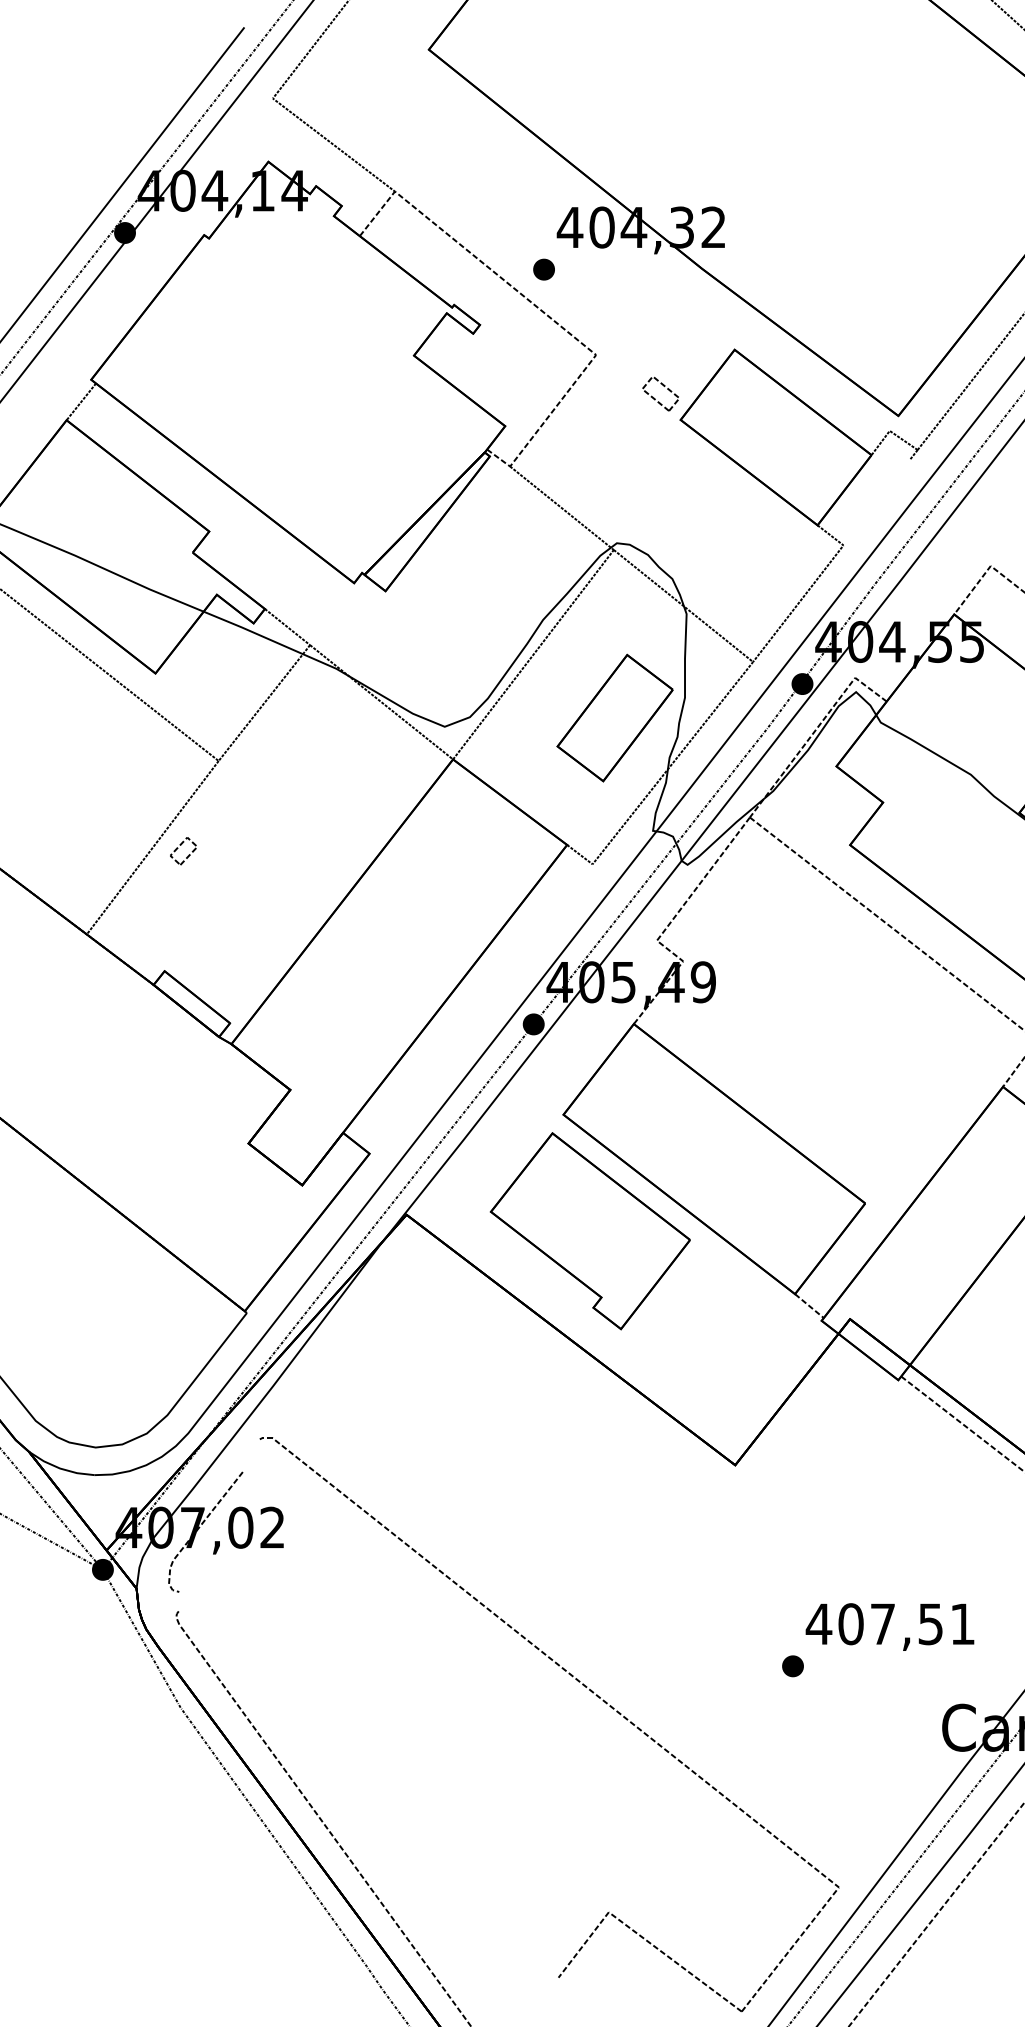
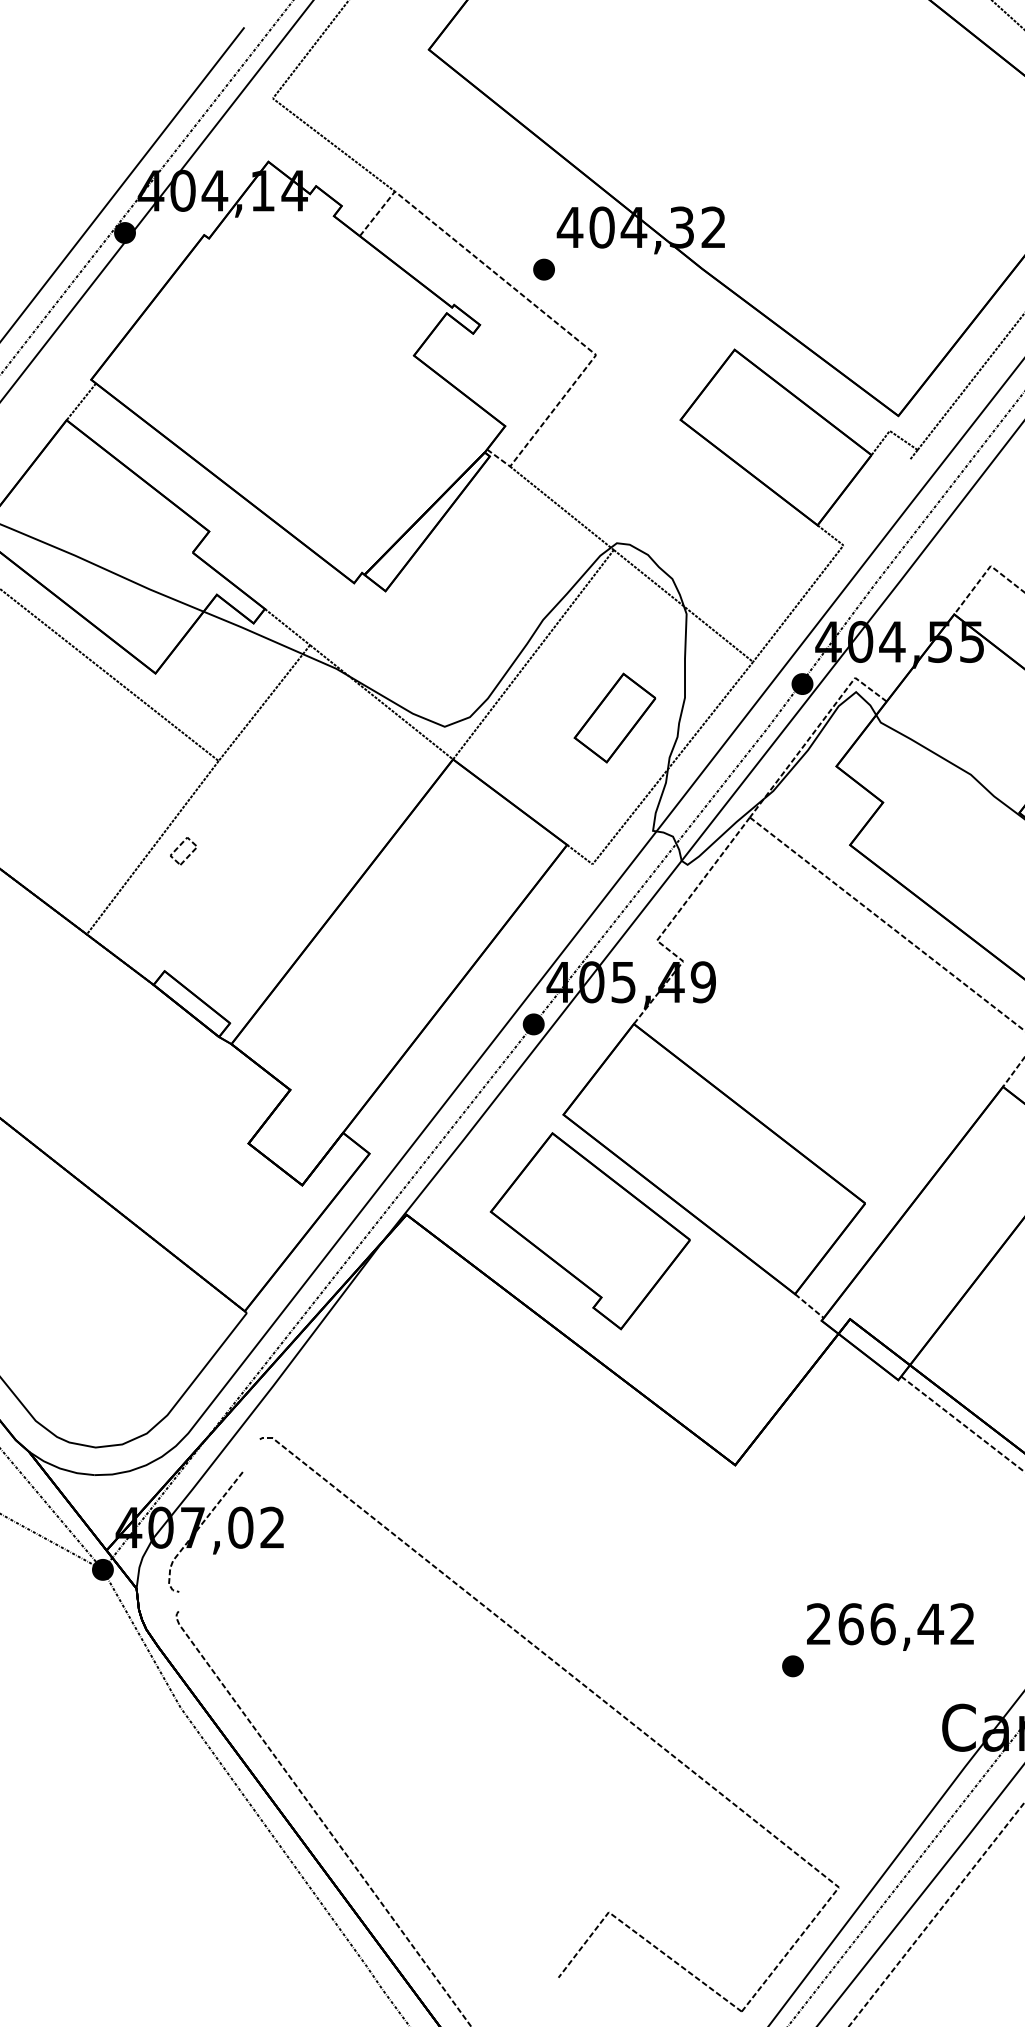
part: present -> none (655, 398)
part size: 118x130 px -> 84x92 px (614, 717)
text: 407,51 -> 266,42 (889, 1624)
